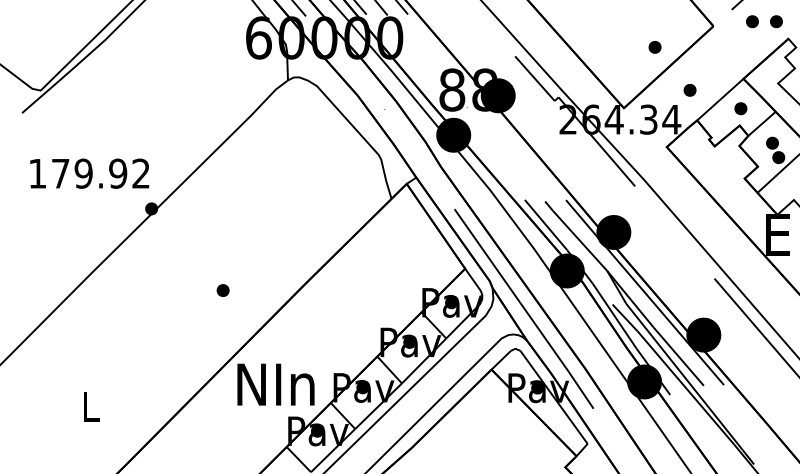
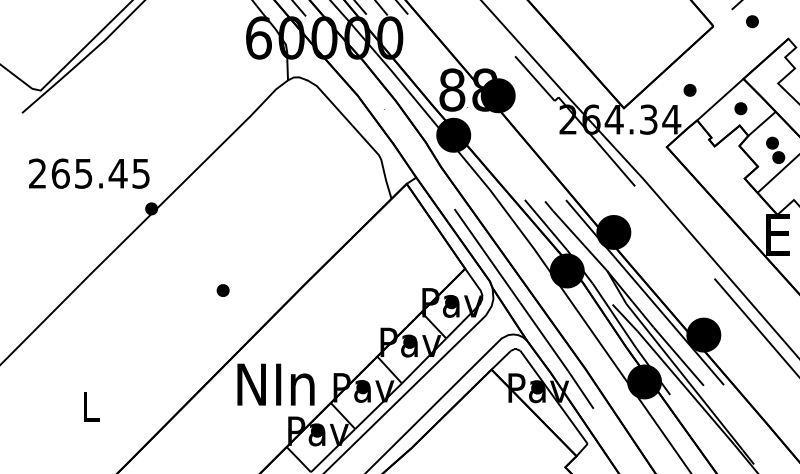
part: present -> none (776, 21)
part: present -> none (654, 47)
text: 179.92 -> 265.45 (89, 173)
